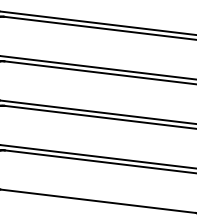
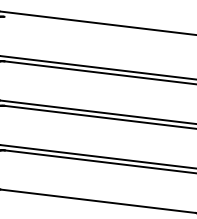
line: present -> none (98, 27)
